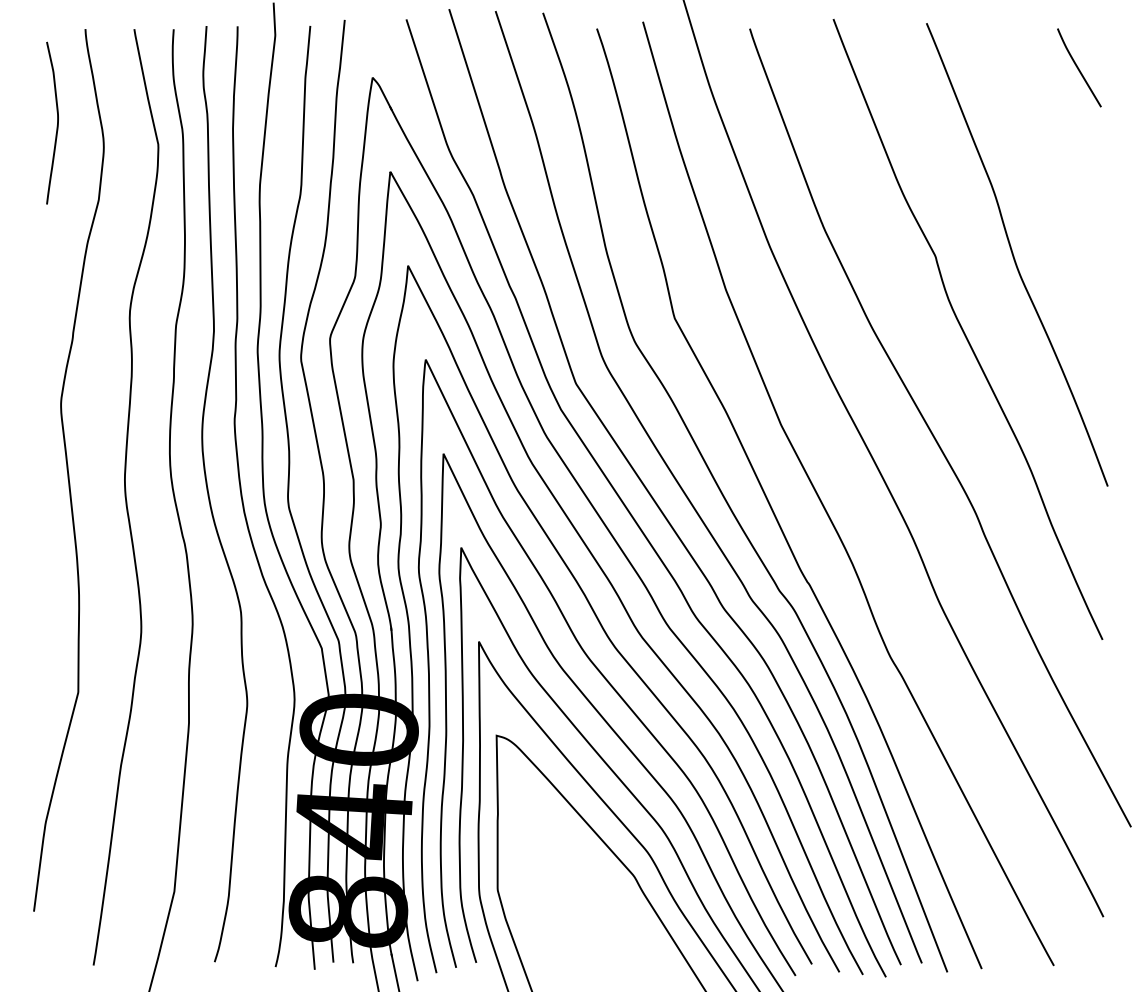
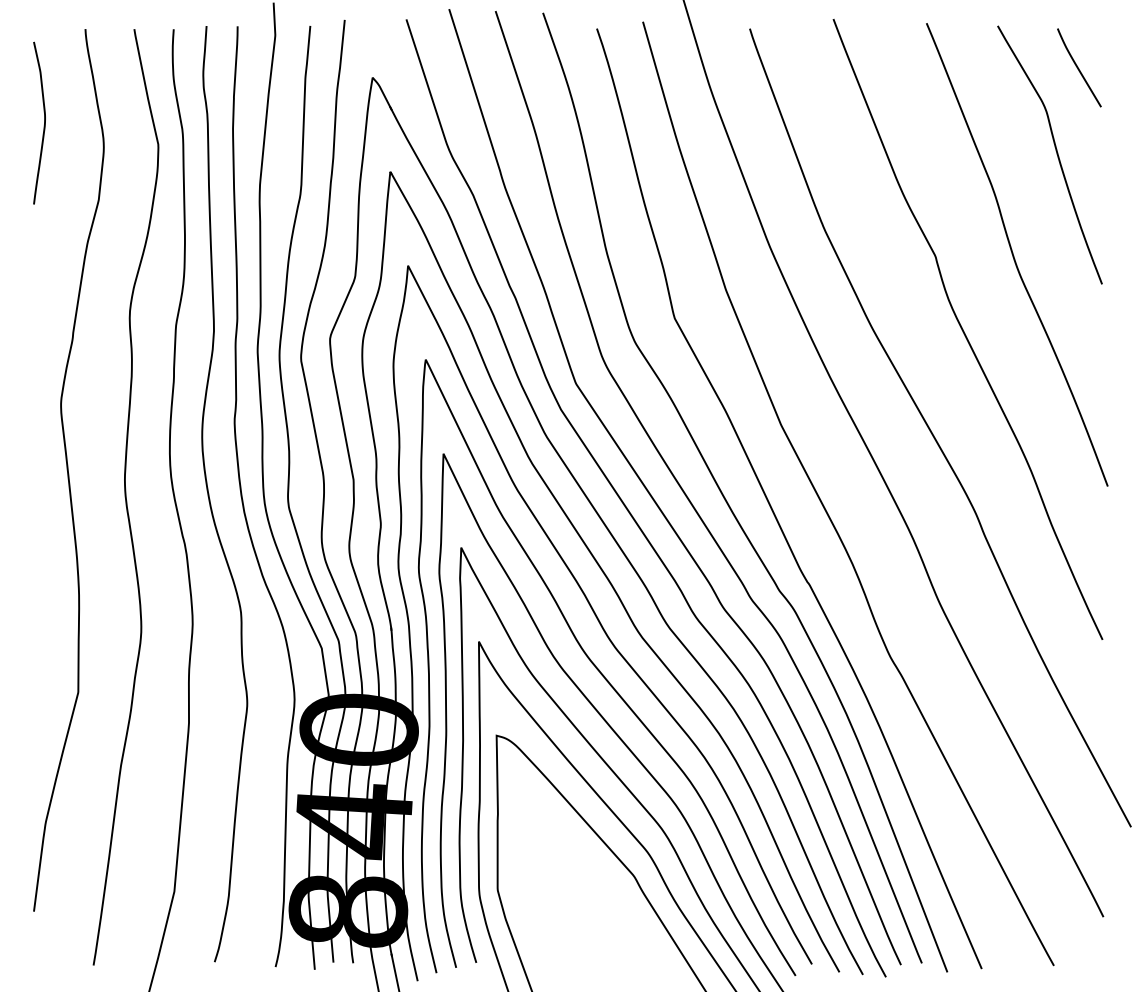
curve position: (57, 122) -> (44, 122) (44, 122)
curve: none -> present (1056, 154)
